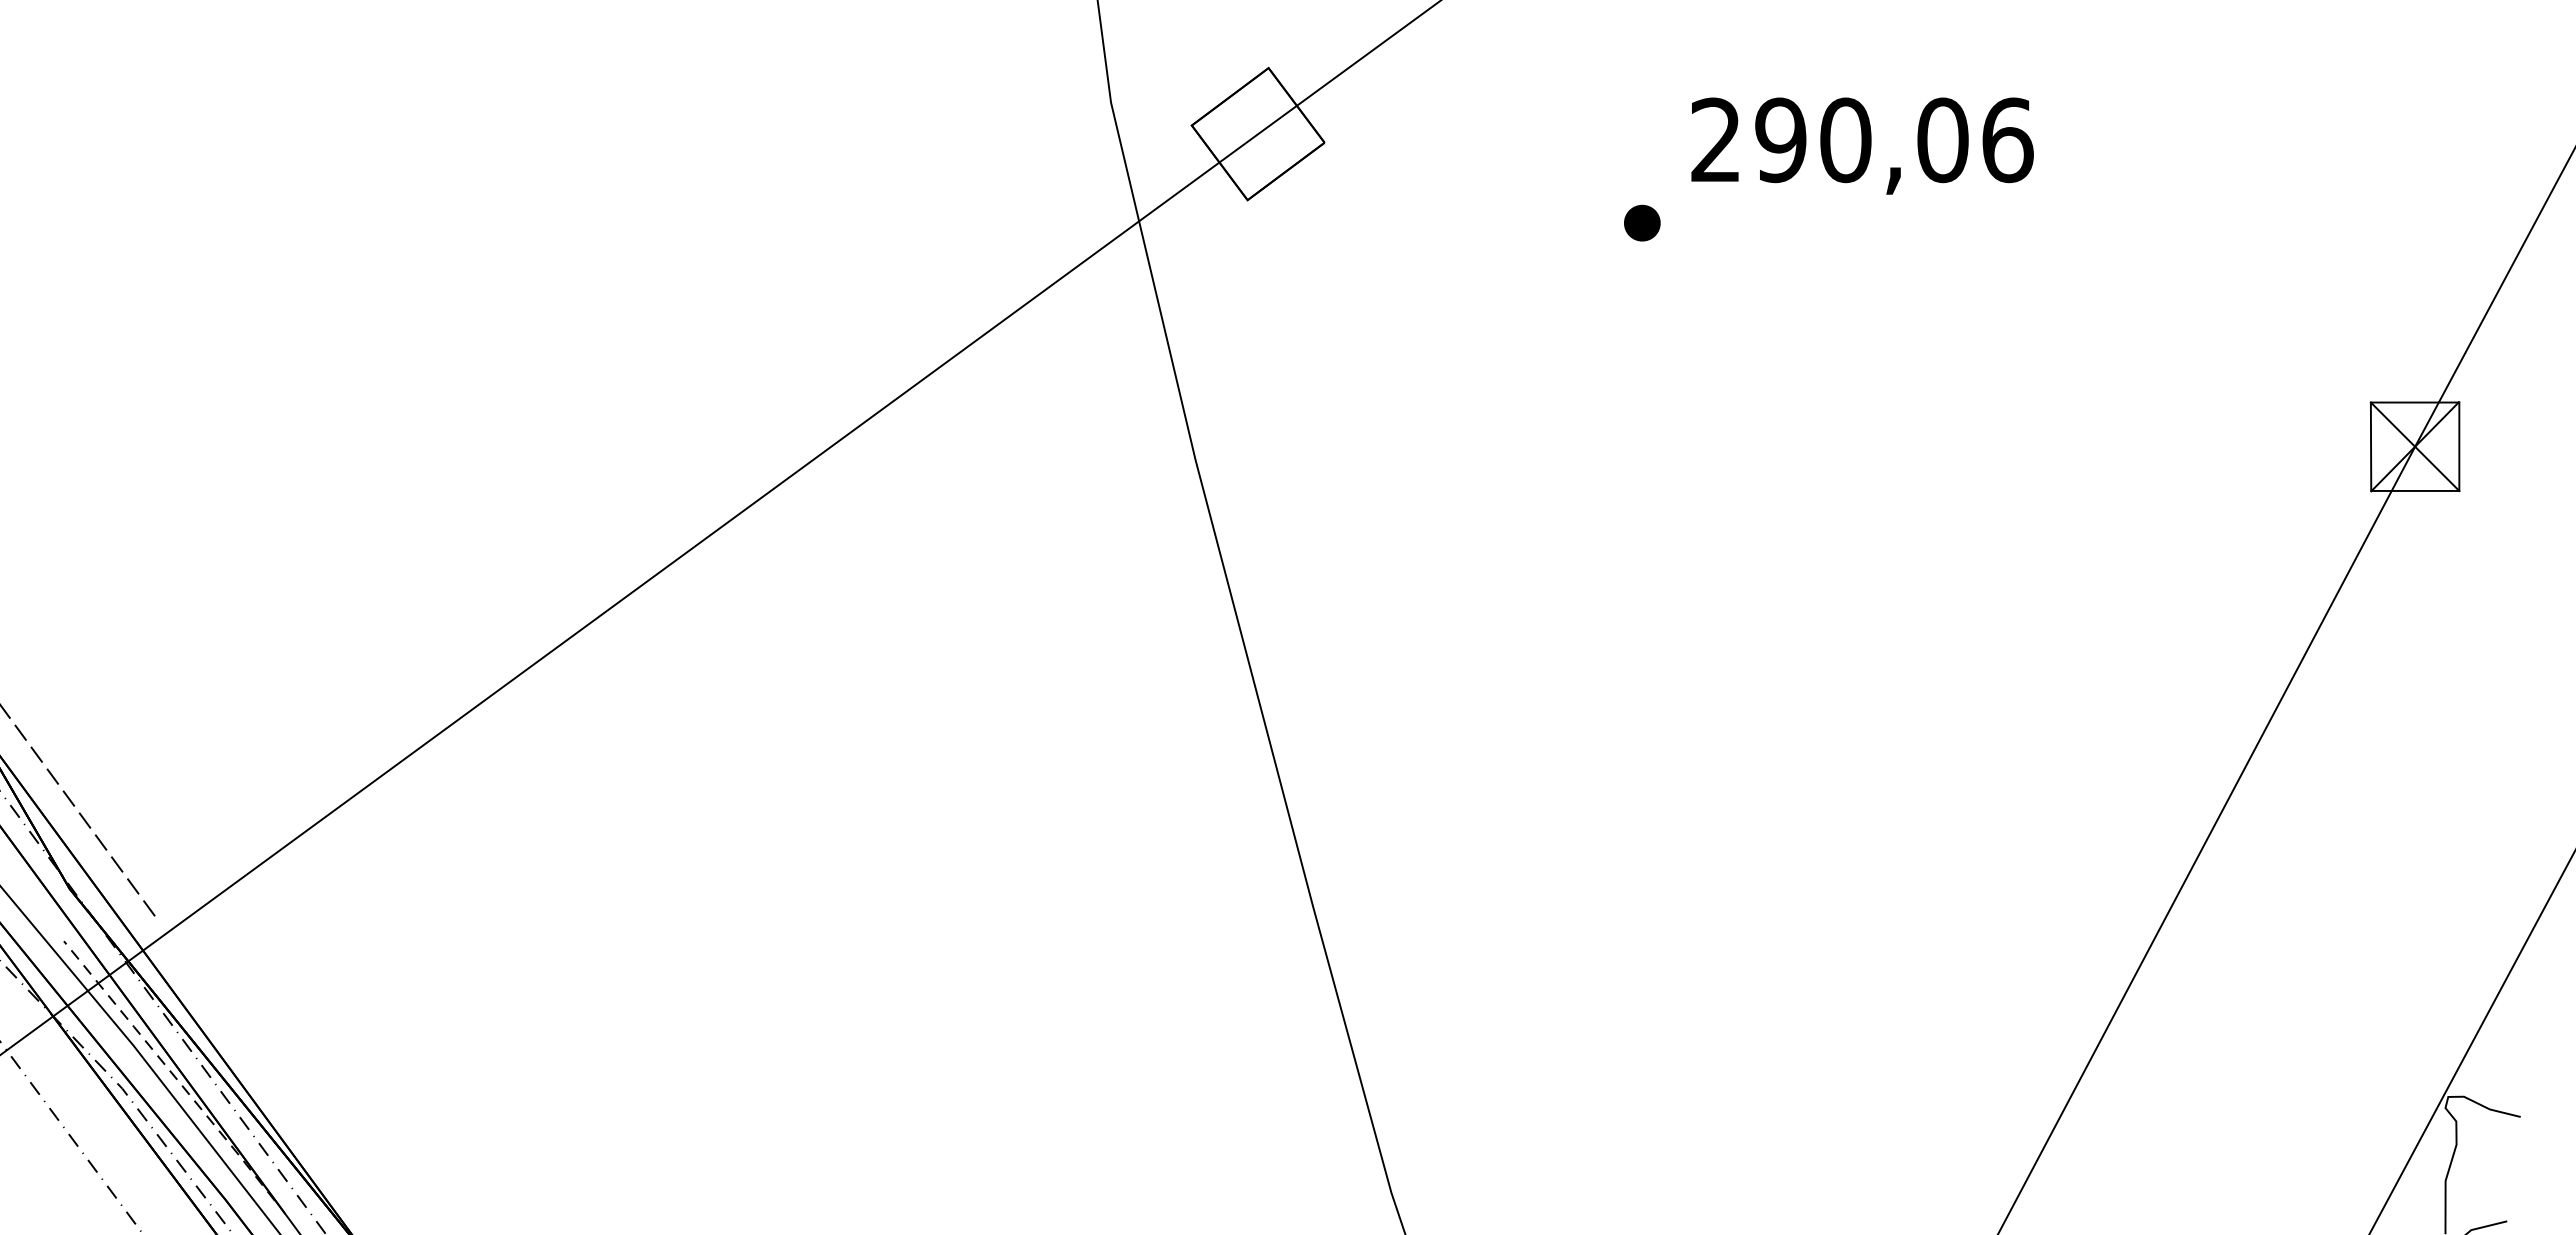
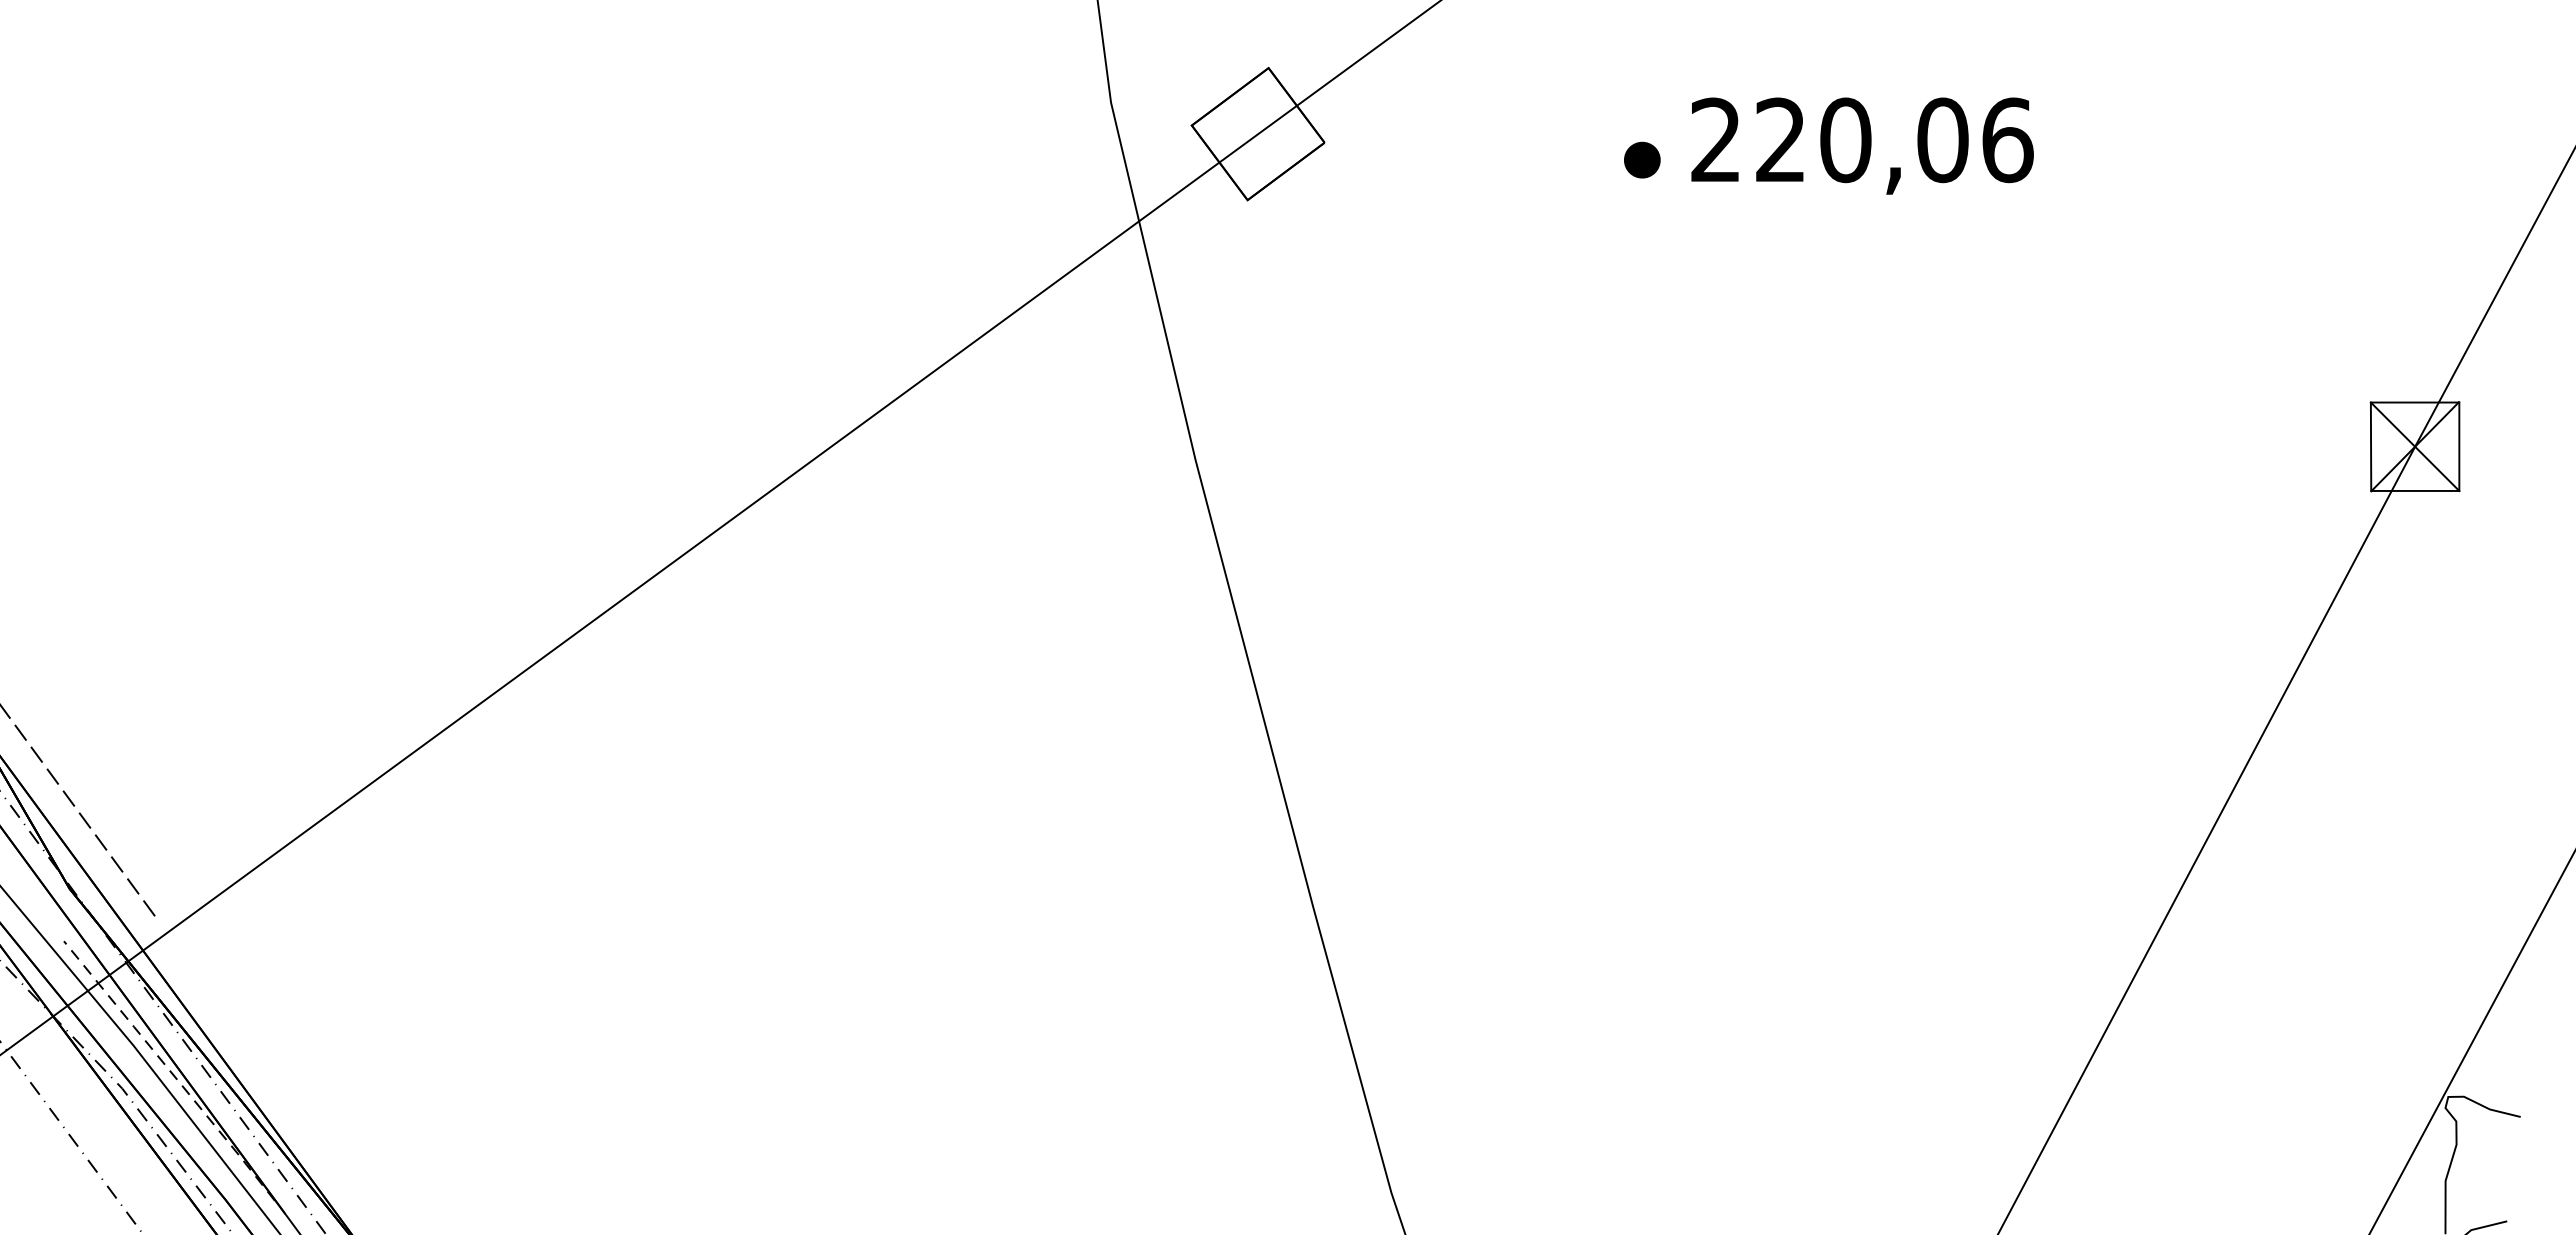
text: 290,06 -> 220,06 (1780, 140)
part position: (1642, 222) -> (1642, 159) (1642, 159)
